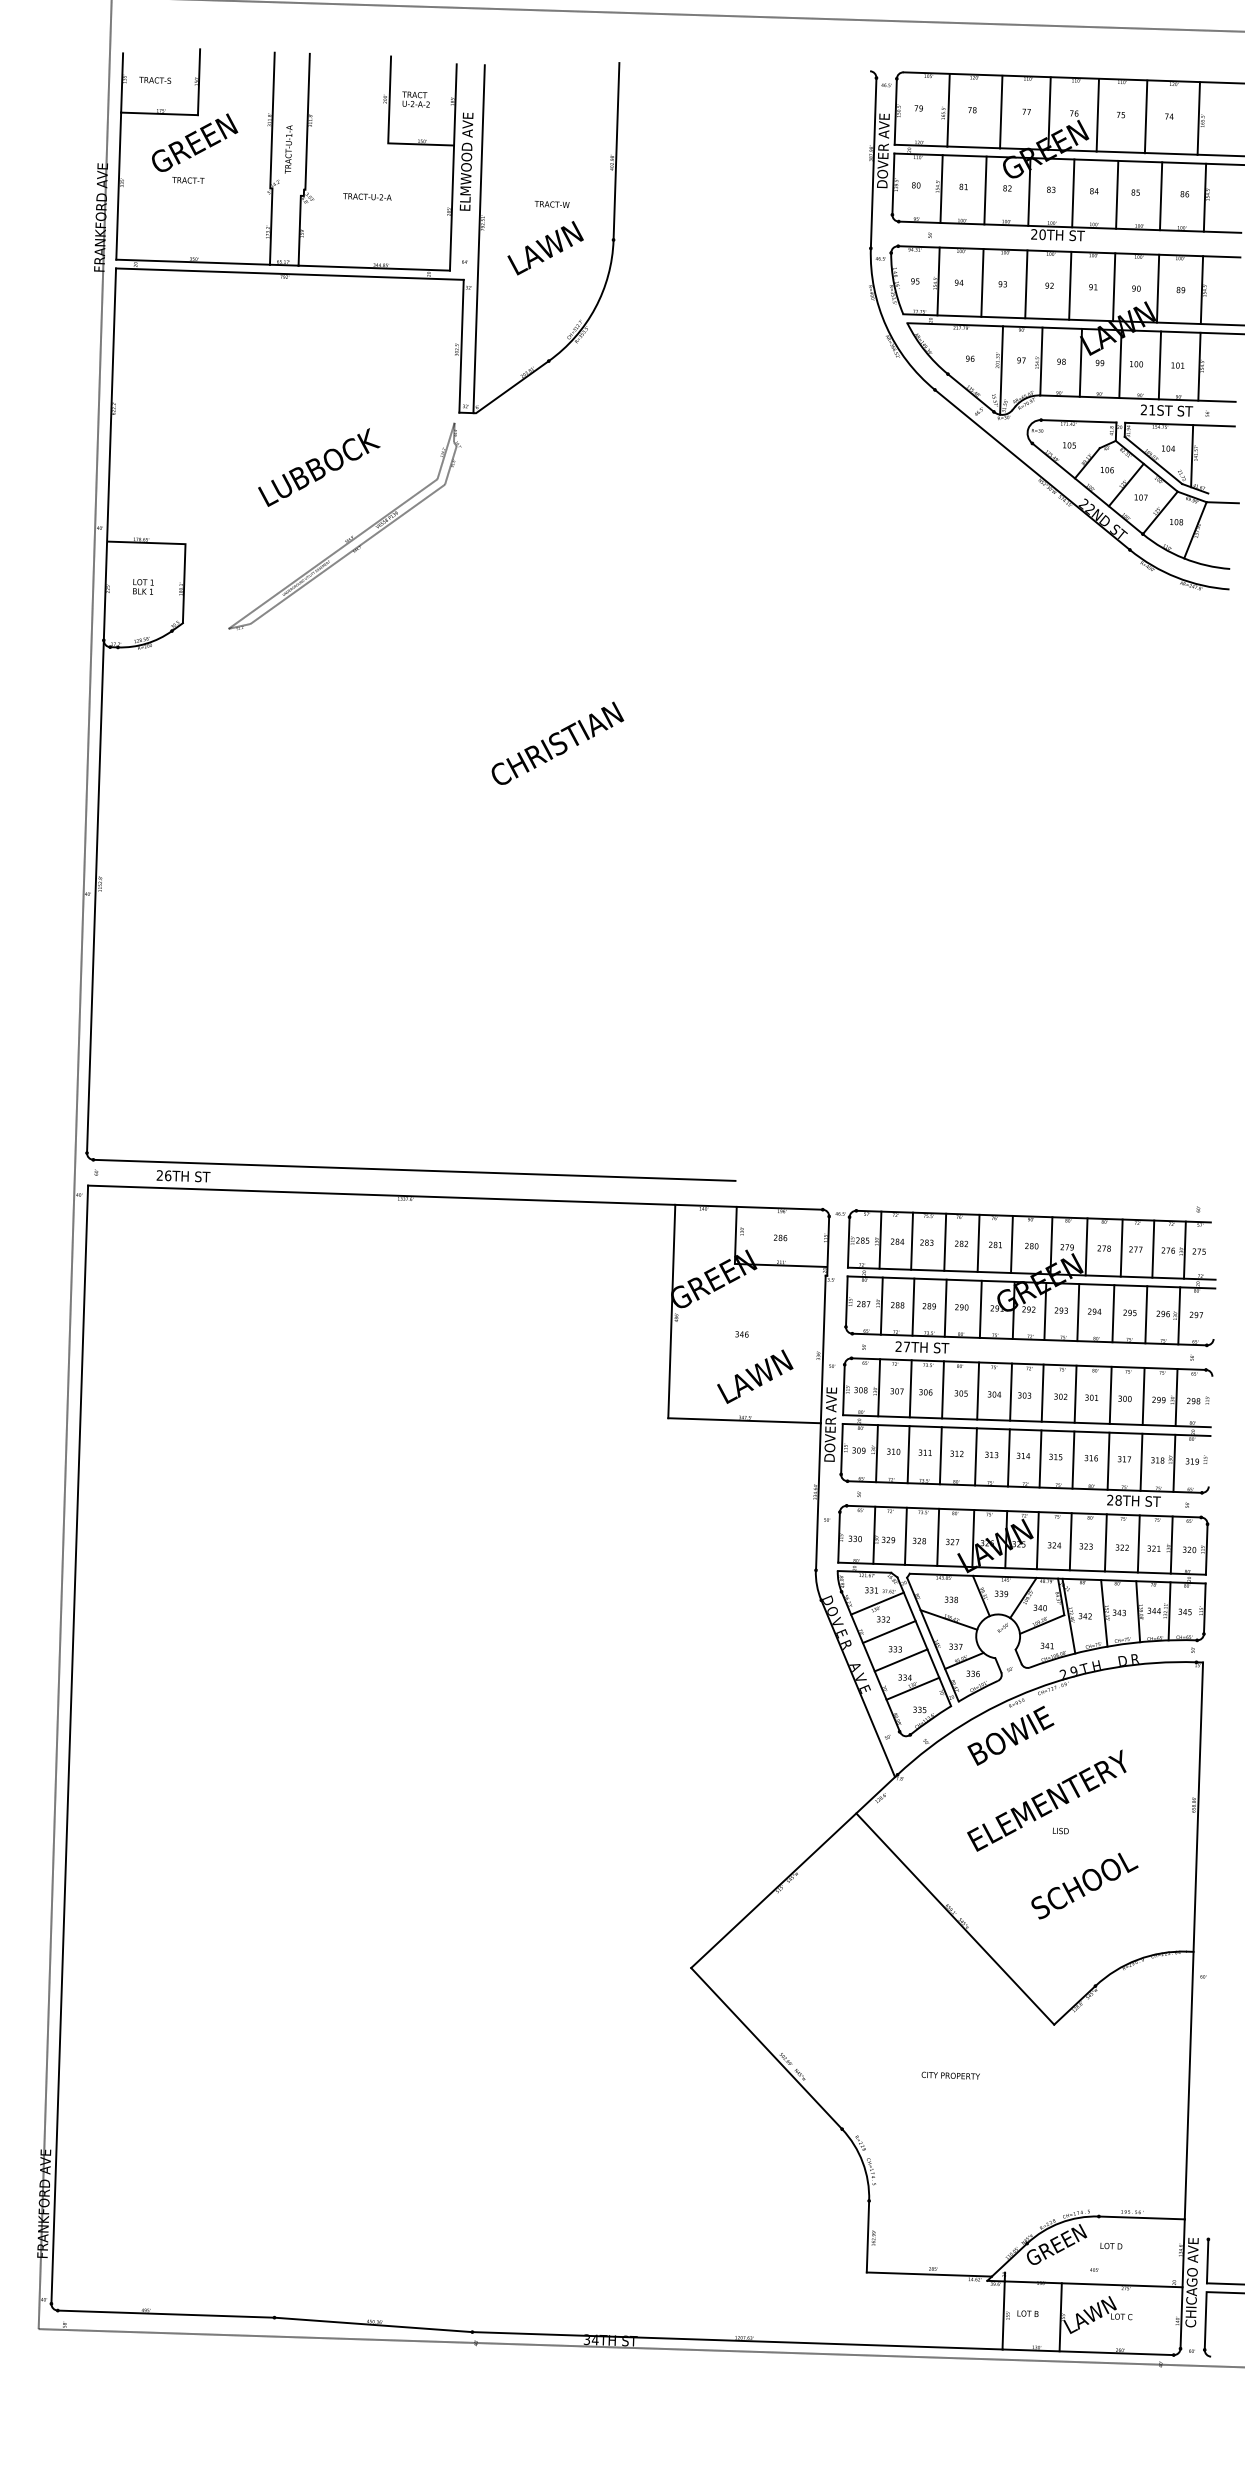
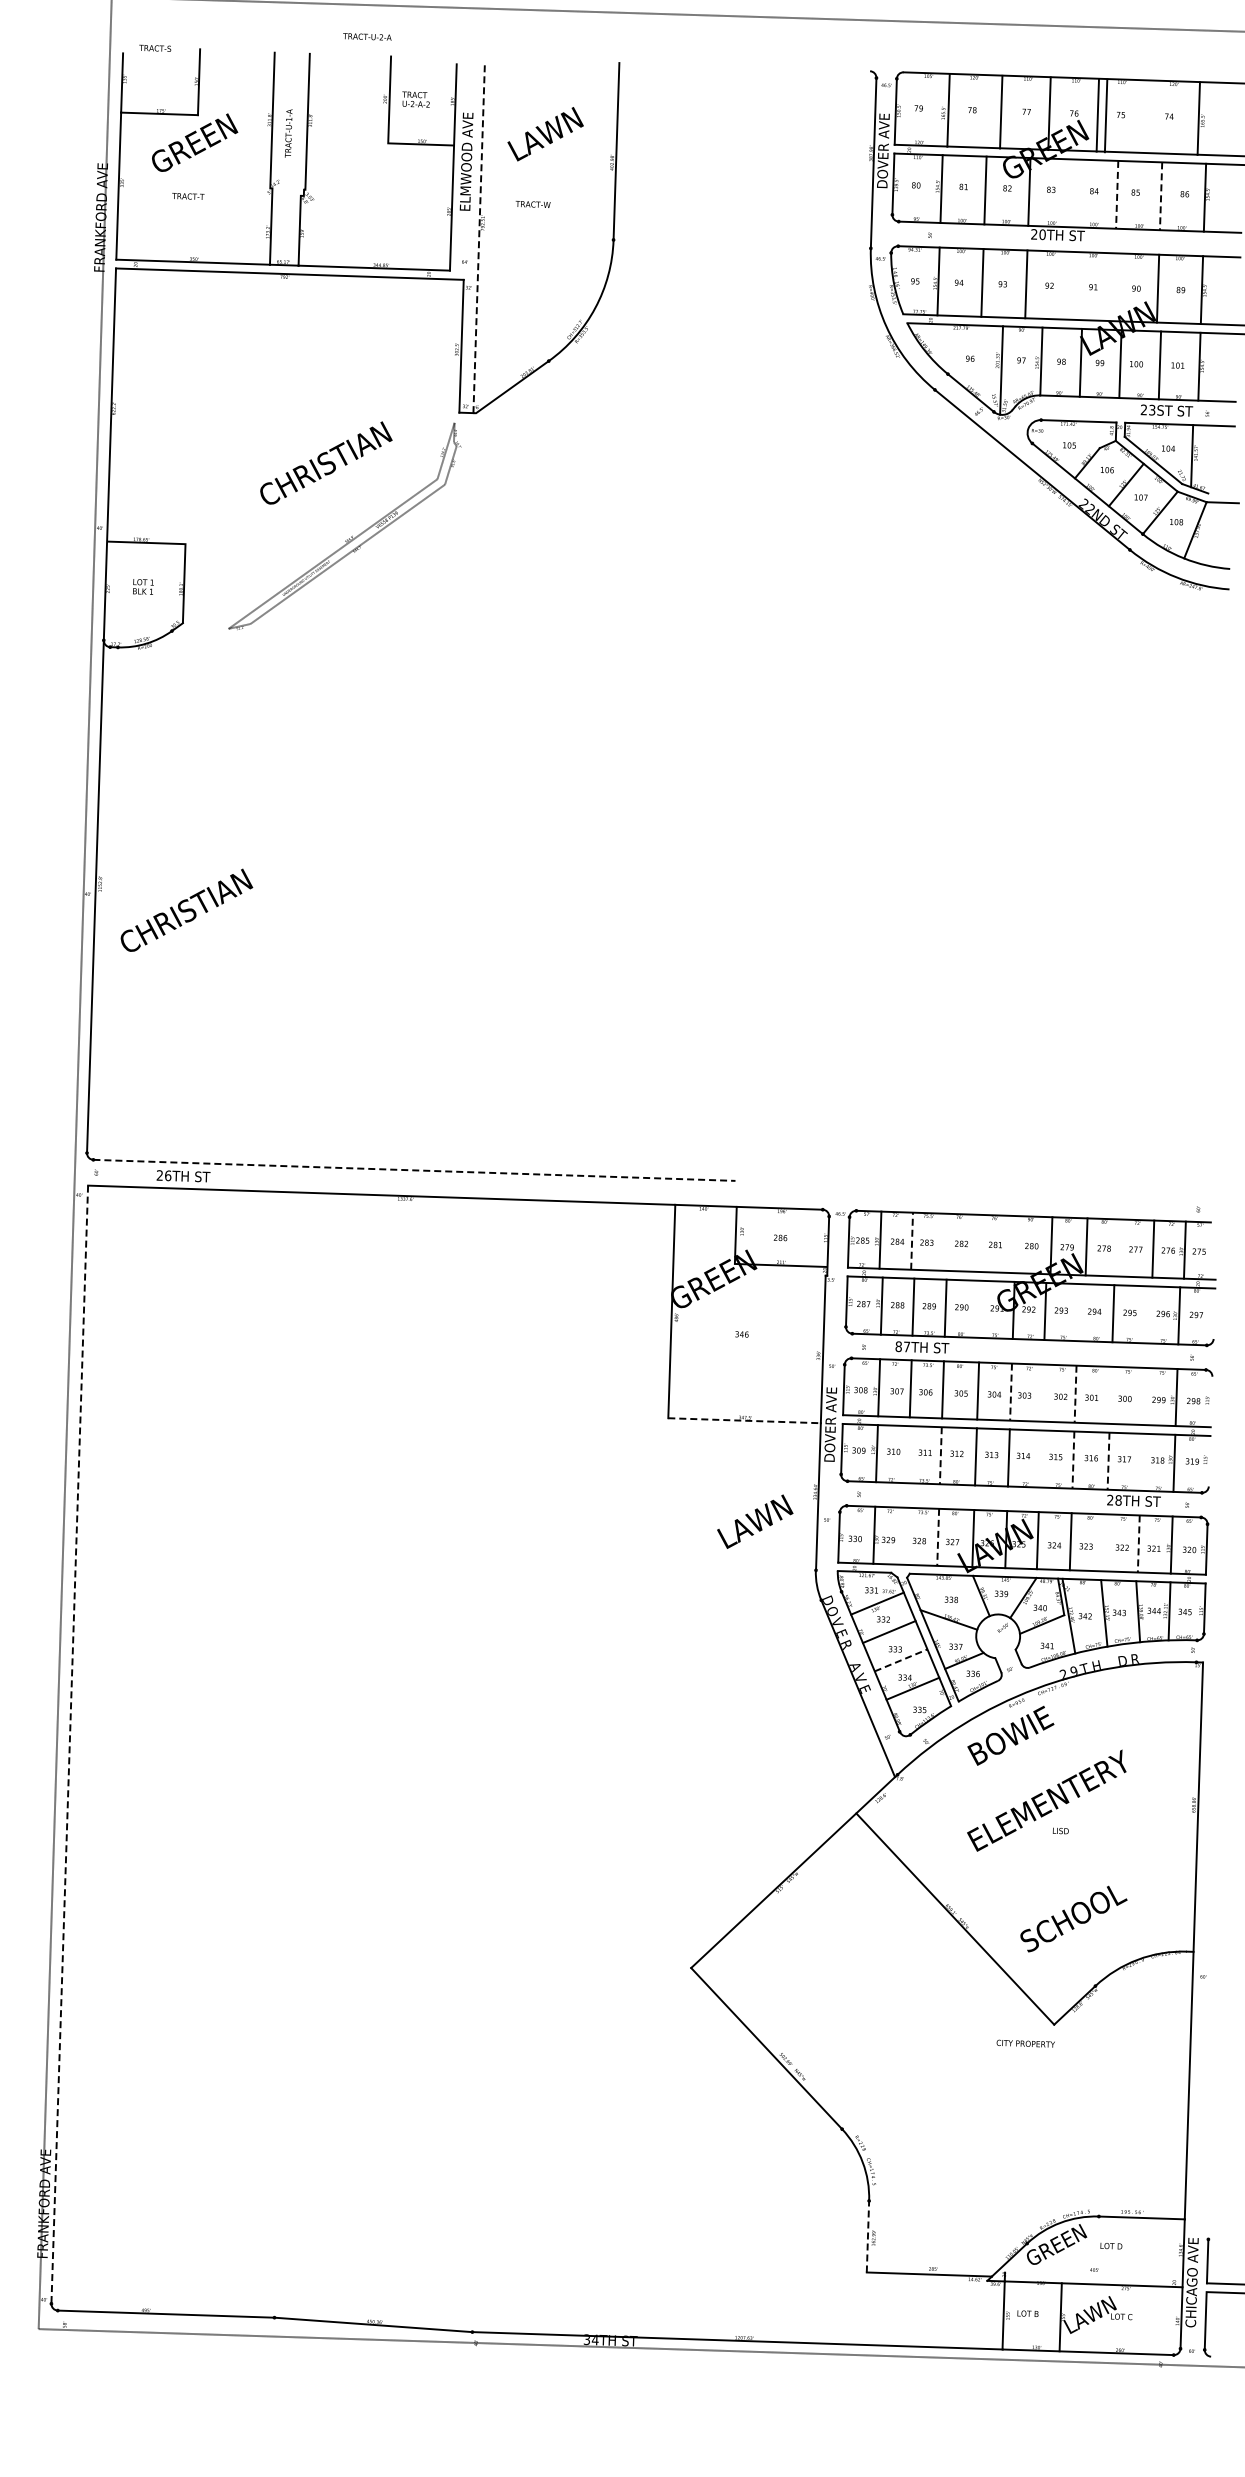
text position: (155, 79) -> (155, 47) (155, 47)
line position: (1145, 116) -> (1105, 115) (1105, 115)
text position: (288, 149) -> (288, 133) (288, 133)
text position: (188, 180) -> (188, 196) (188, 196)
line: present -> none (1073, 193)
line: solid -> dashed (1117, 194)
text position: (367, 196) -> (367, 36) (367, 36)
line: solid -> dashed (1161, 196)
text position: (551, 203) -> (532, 203) (532, 203)
line: solid -> dashed (479, 238)
text position: (545, 248) -> (545, 134) (545, 134)
line: present -> none (1070, 285)
line: present -> none (1114, 287)
text: 21ST -> 23ST (1152, 409)
text: LUBBOCK -> CHRISTIAN (325, 463)
text position: (557, 742) -> (186, 909) (186, 909)
line: solid -> dashed (414, 1170)
line: solid -> dashed (912, 1241)
line: present -> none (945, 1241)
line: present -> none (978, 1242)
line: present -> none (1011, 1244)
line: present -> none (1121, 1247)
line: present -> none (980, 1308)
line: present -> none (1078, 1312)
line: present -> none (1146, 1314)
text: 27TH -> 87TH (898, 1346)
text position: (755, 1376) -> (755, 1521) (755, 1521)
line: solid -> dashed (1011, 1392)
line: present -> none (1042, 1392)
line: solid -> dashed (1075, 1394)
line: present -> none (1110, 1394)
line: present -> none (1143, 1395)
line: solid -> dashed (745, 1420)
line: present -> none (908, 1454)
line: solid -> dashed (940, 1455)
line: present -> none (1040, 1458)
line: solid -> dashed (1073, 1460)
line: solid -> dashed (1108, 1461)
line: present -> none (1141, 1461)
line: present -> none (905, 1535)
line: solid -> dashed (938, 1537)
line: present -> none (1105, 1542)
line: solid -> dashed (1138, 1543)
line: solid -> dashed (901, 1660)
line: solid -> dashed (69, 1745)
text position: (1084, 1885) -> (1073, 1918) (1073, 1918)
text position: (950, 2075) -> (1025, 2043) (1025, 2043)
line: solid -> dashed (867, 2236)
